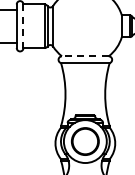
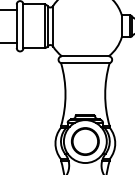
line: dashed -> solid (23, 26)
line: dashed -> solid (84, 56)
